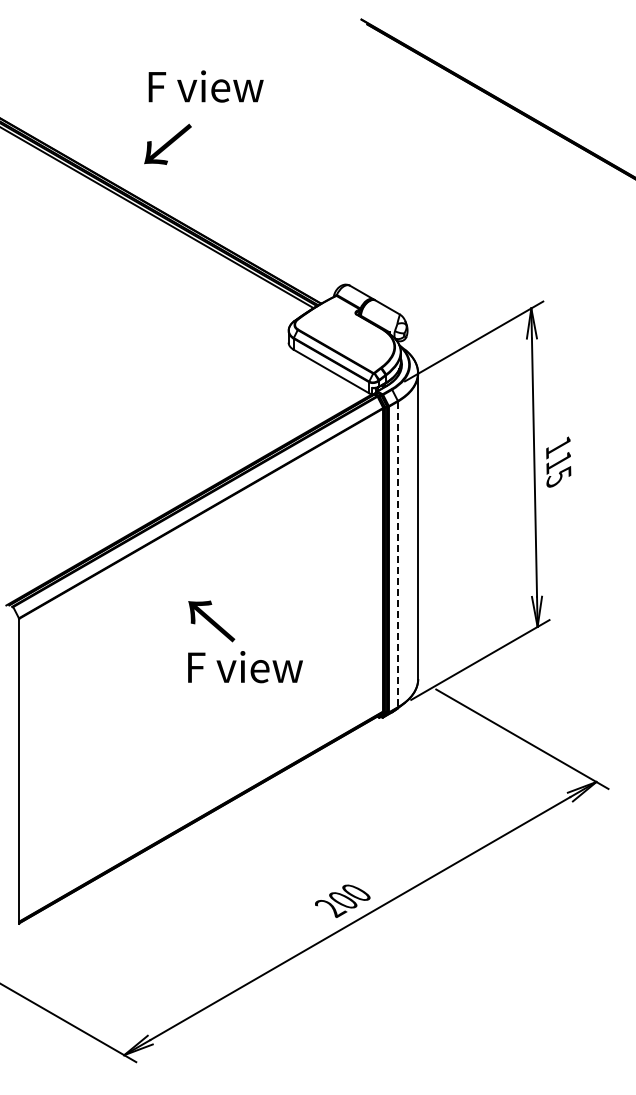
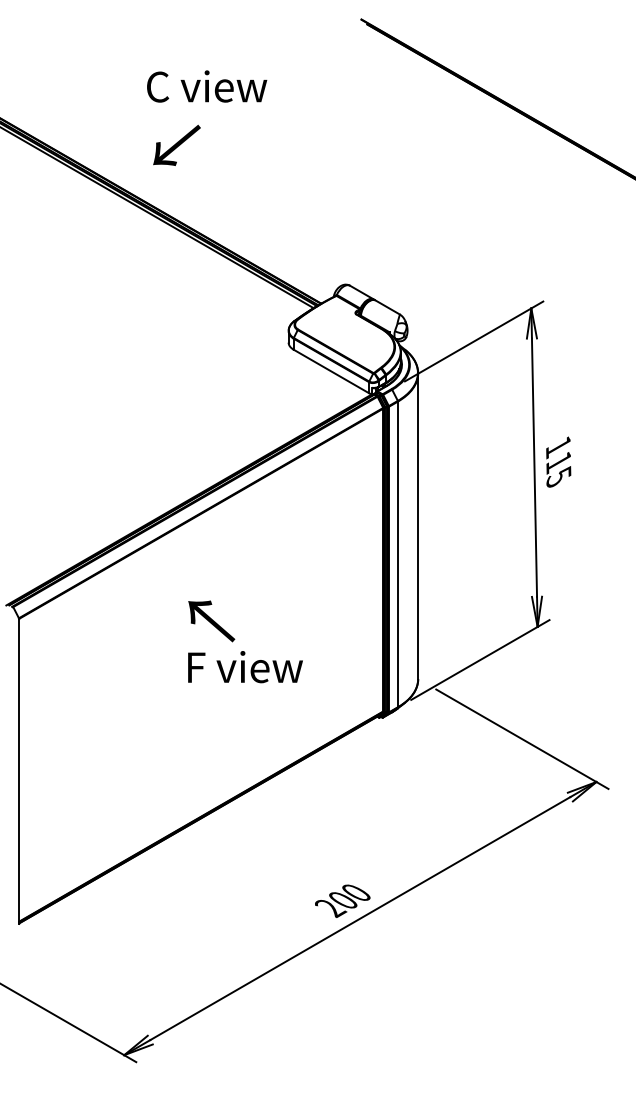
text: F view -> C view (207, 86)
text position: (167, 143) -> (176, 144) (176, 144)
line: dashed -> solid (398, 554)
